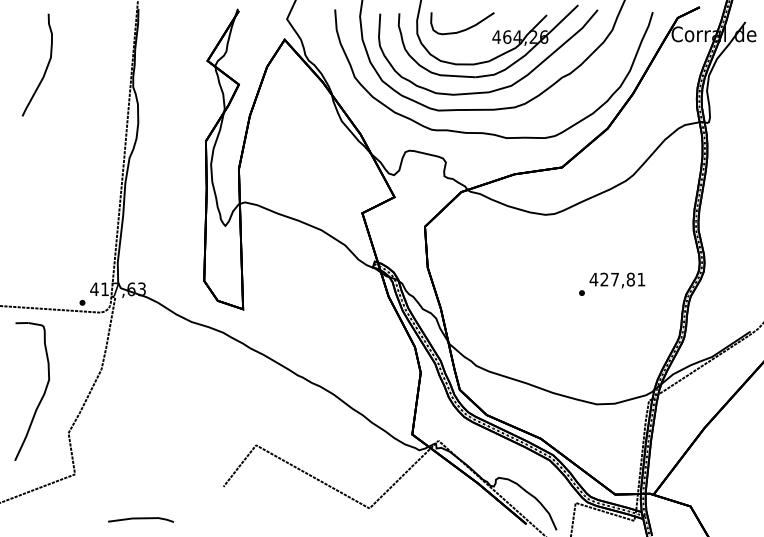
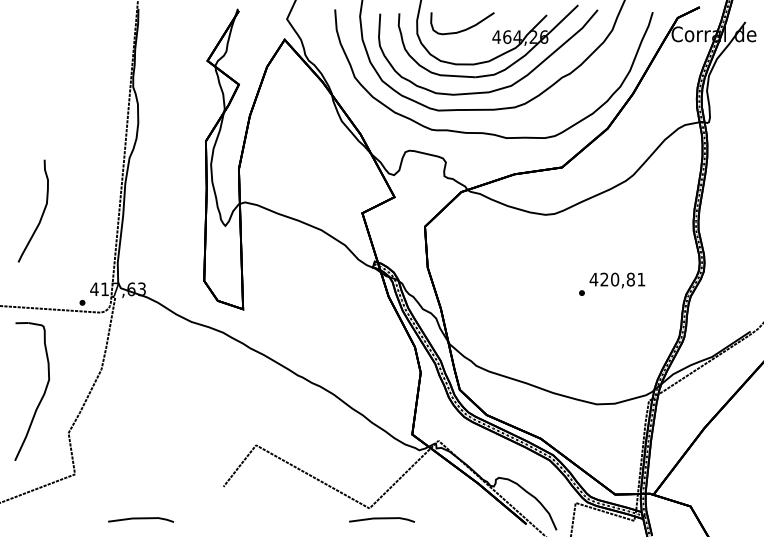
curve position: (45, 68) -> (41, 214) (41, 214)
text: 427,81 -> 420,81 (615, 279)
line: none -> present (381, 519)
